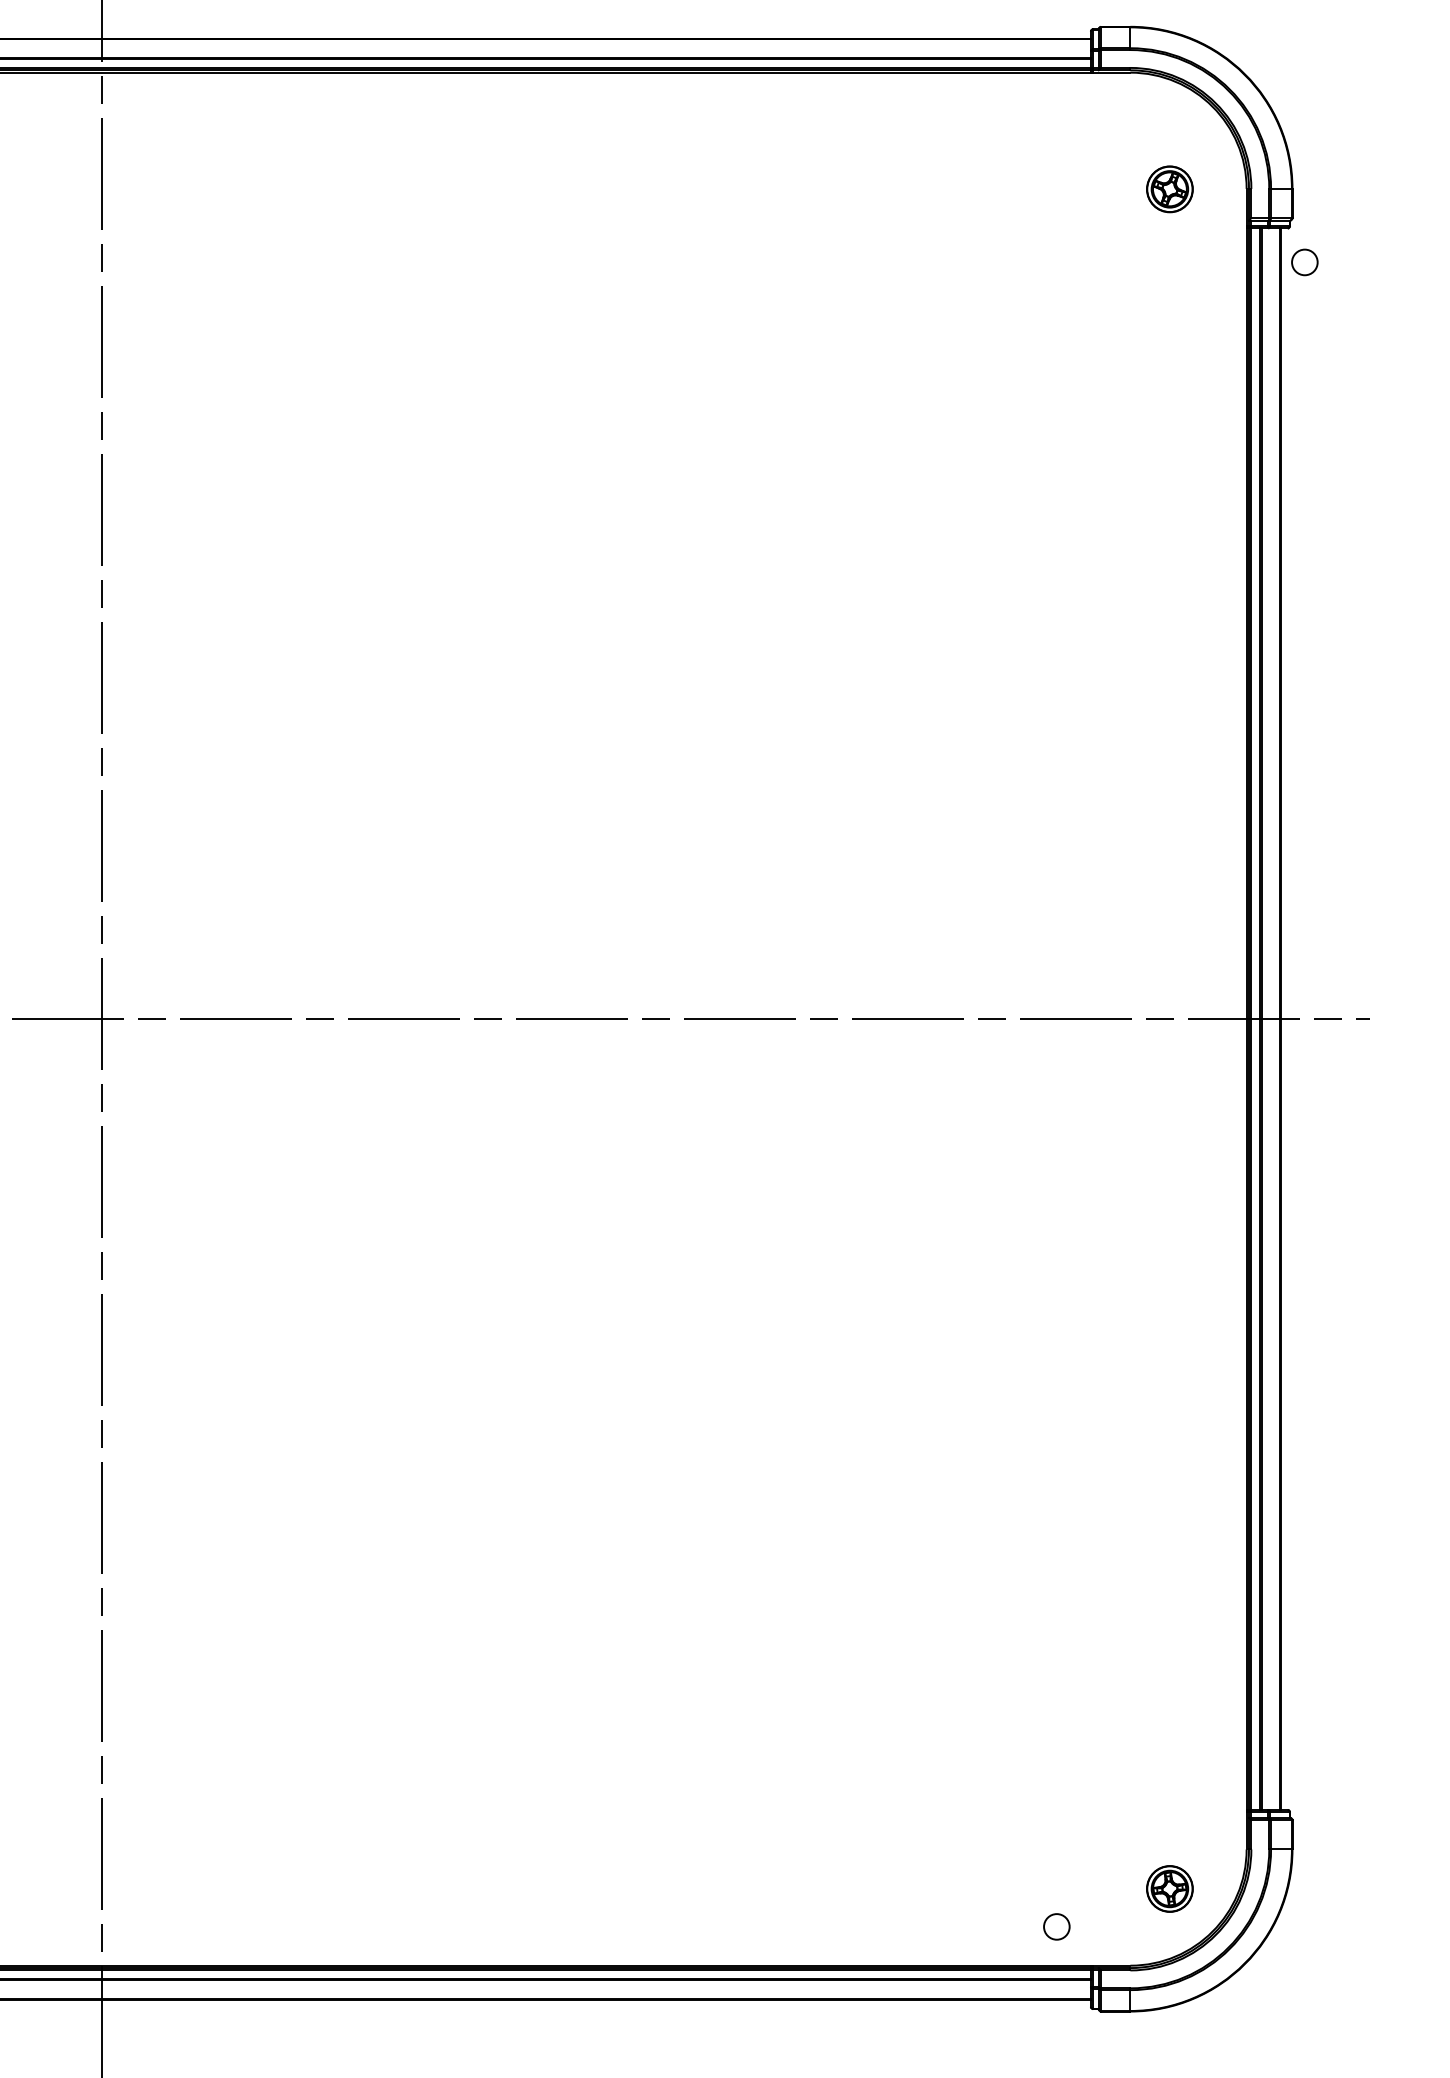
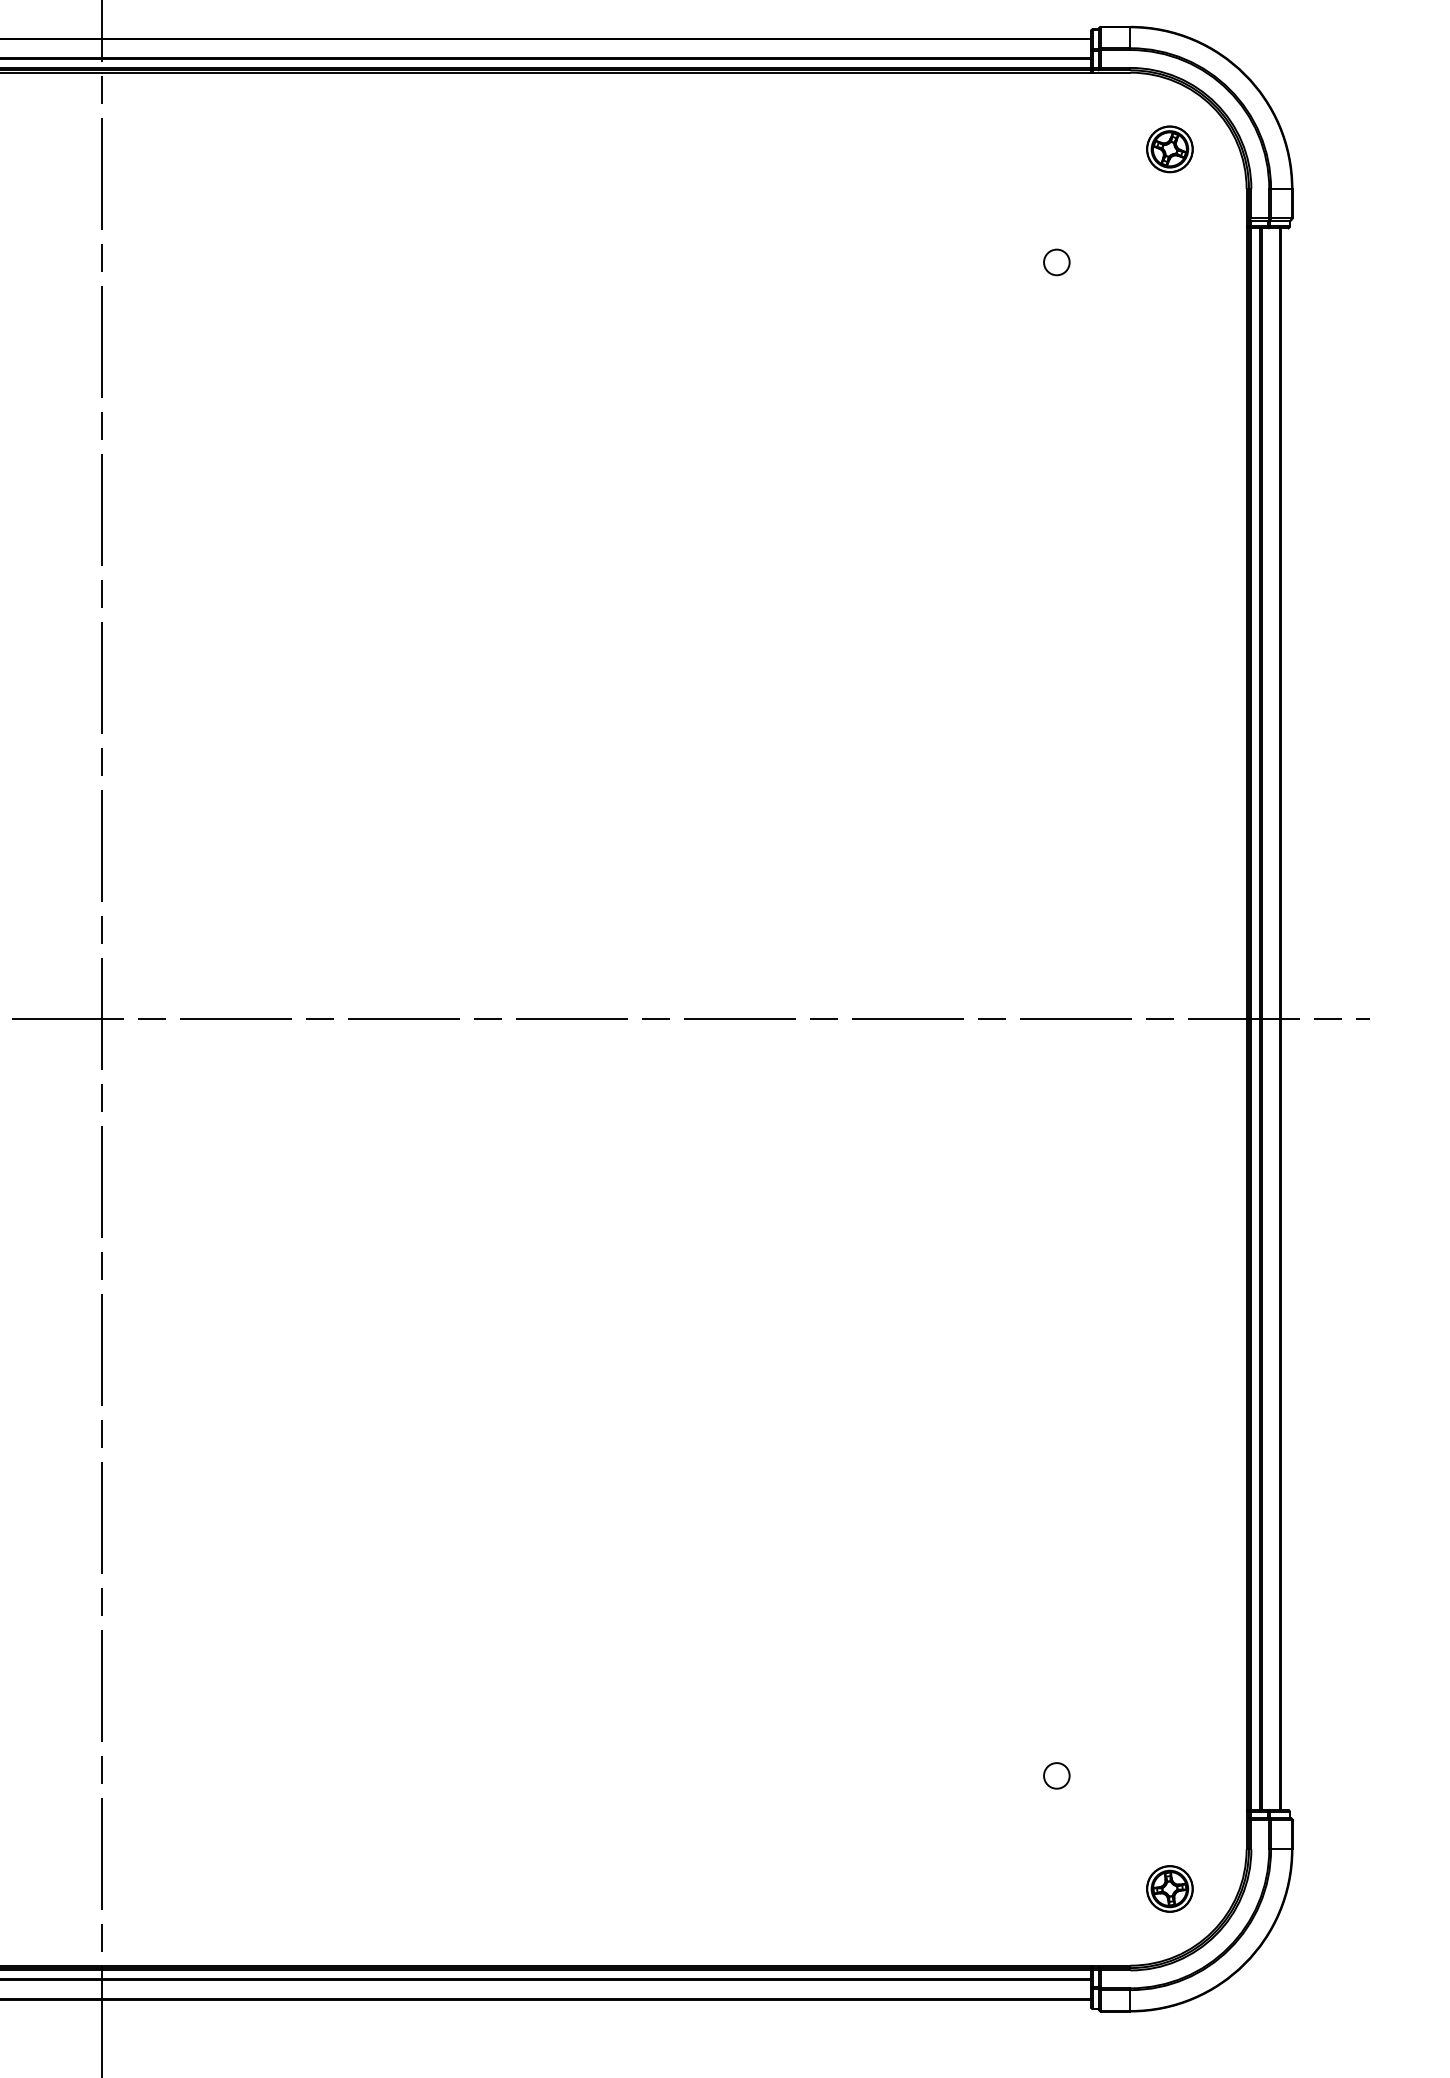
part position: (1169, 189) -> (1169, 149) (1169, 149)
circle position: (1304, 262) -> (1056, 262) (1056, 262)
circle position: (1056, 1926) -> (1056, 1775) (1056, 1775)
